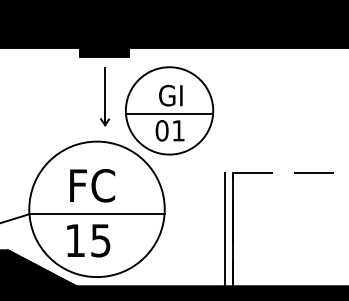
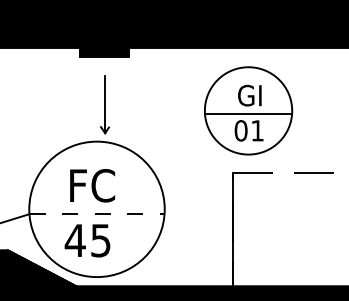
part position: (104, 96) -> (104, 104) (104, 104)
part position: (169, 110) -> (248, 110) (248, 110)
line: solid -> dashed (97, 213)
line: present -> none (224, 234)
text: 15 -> 45 (74, 240)
